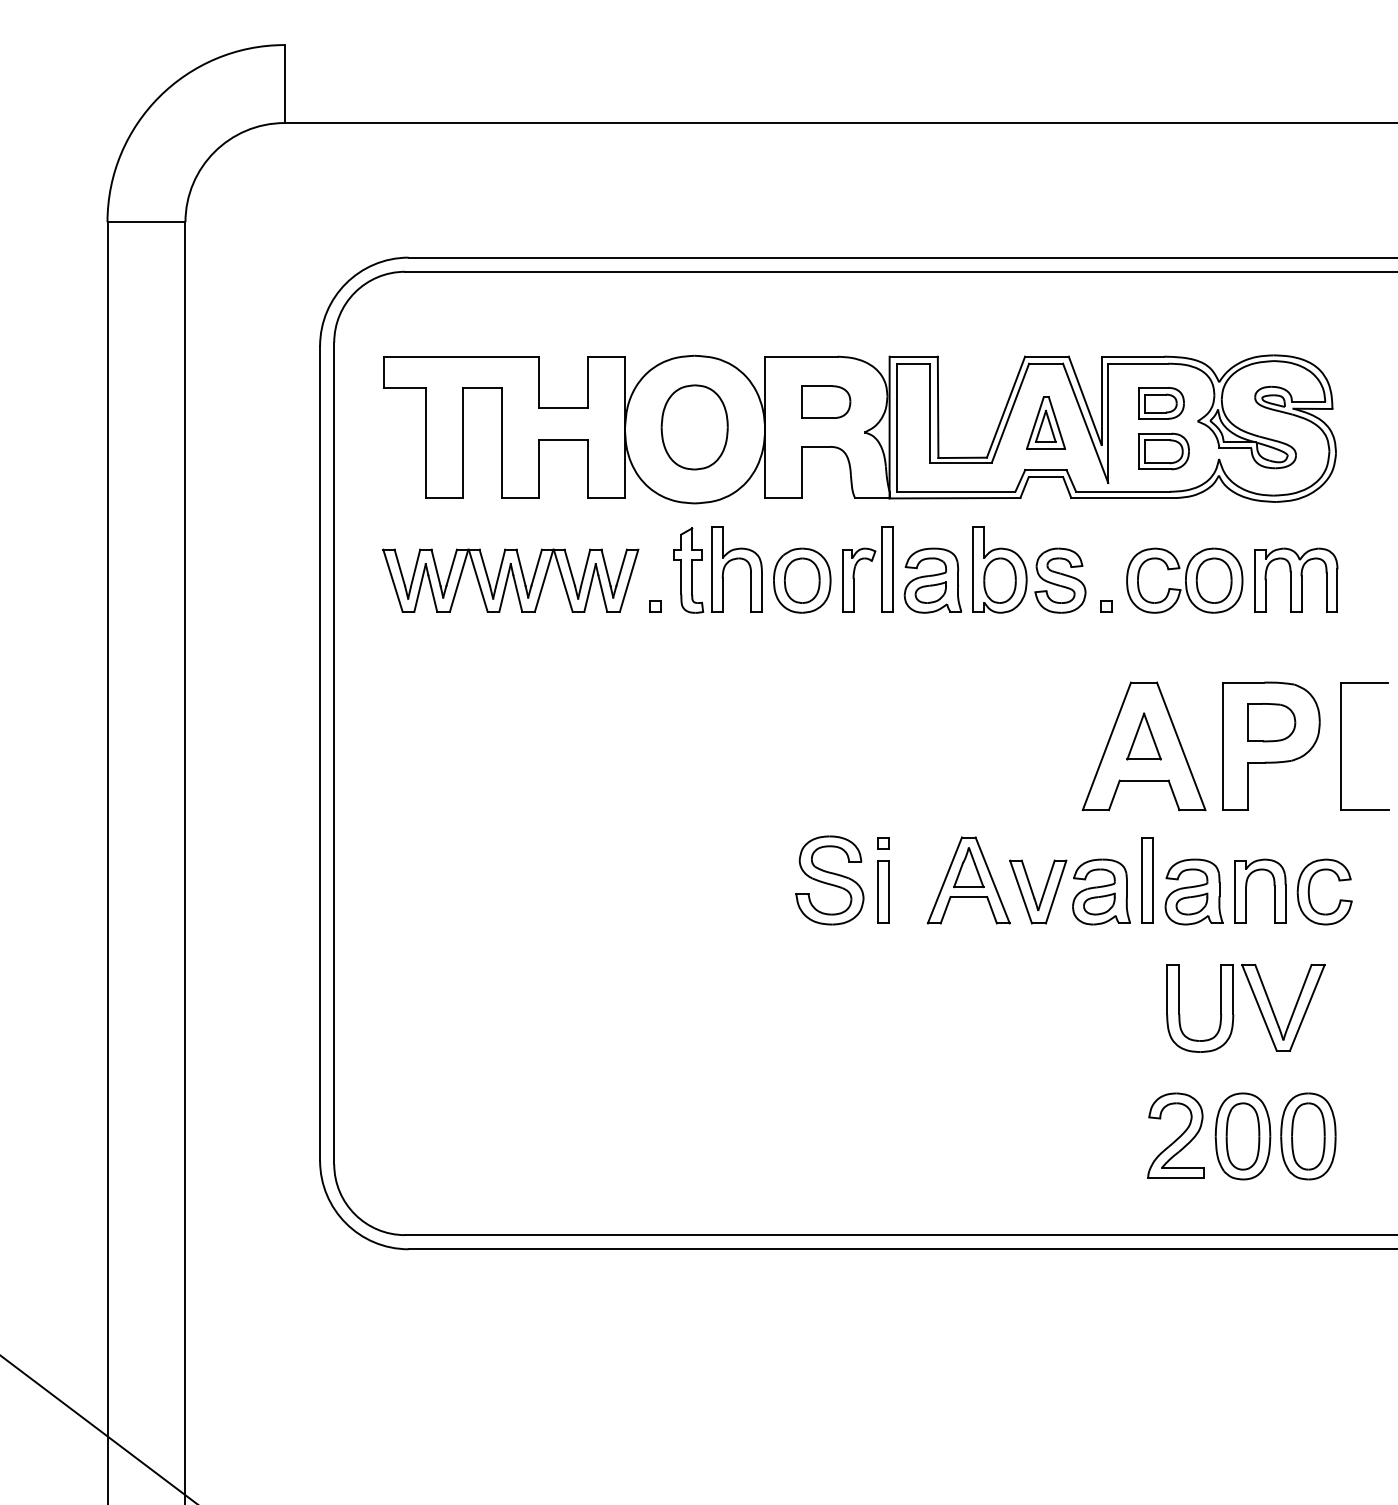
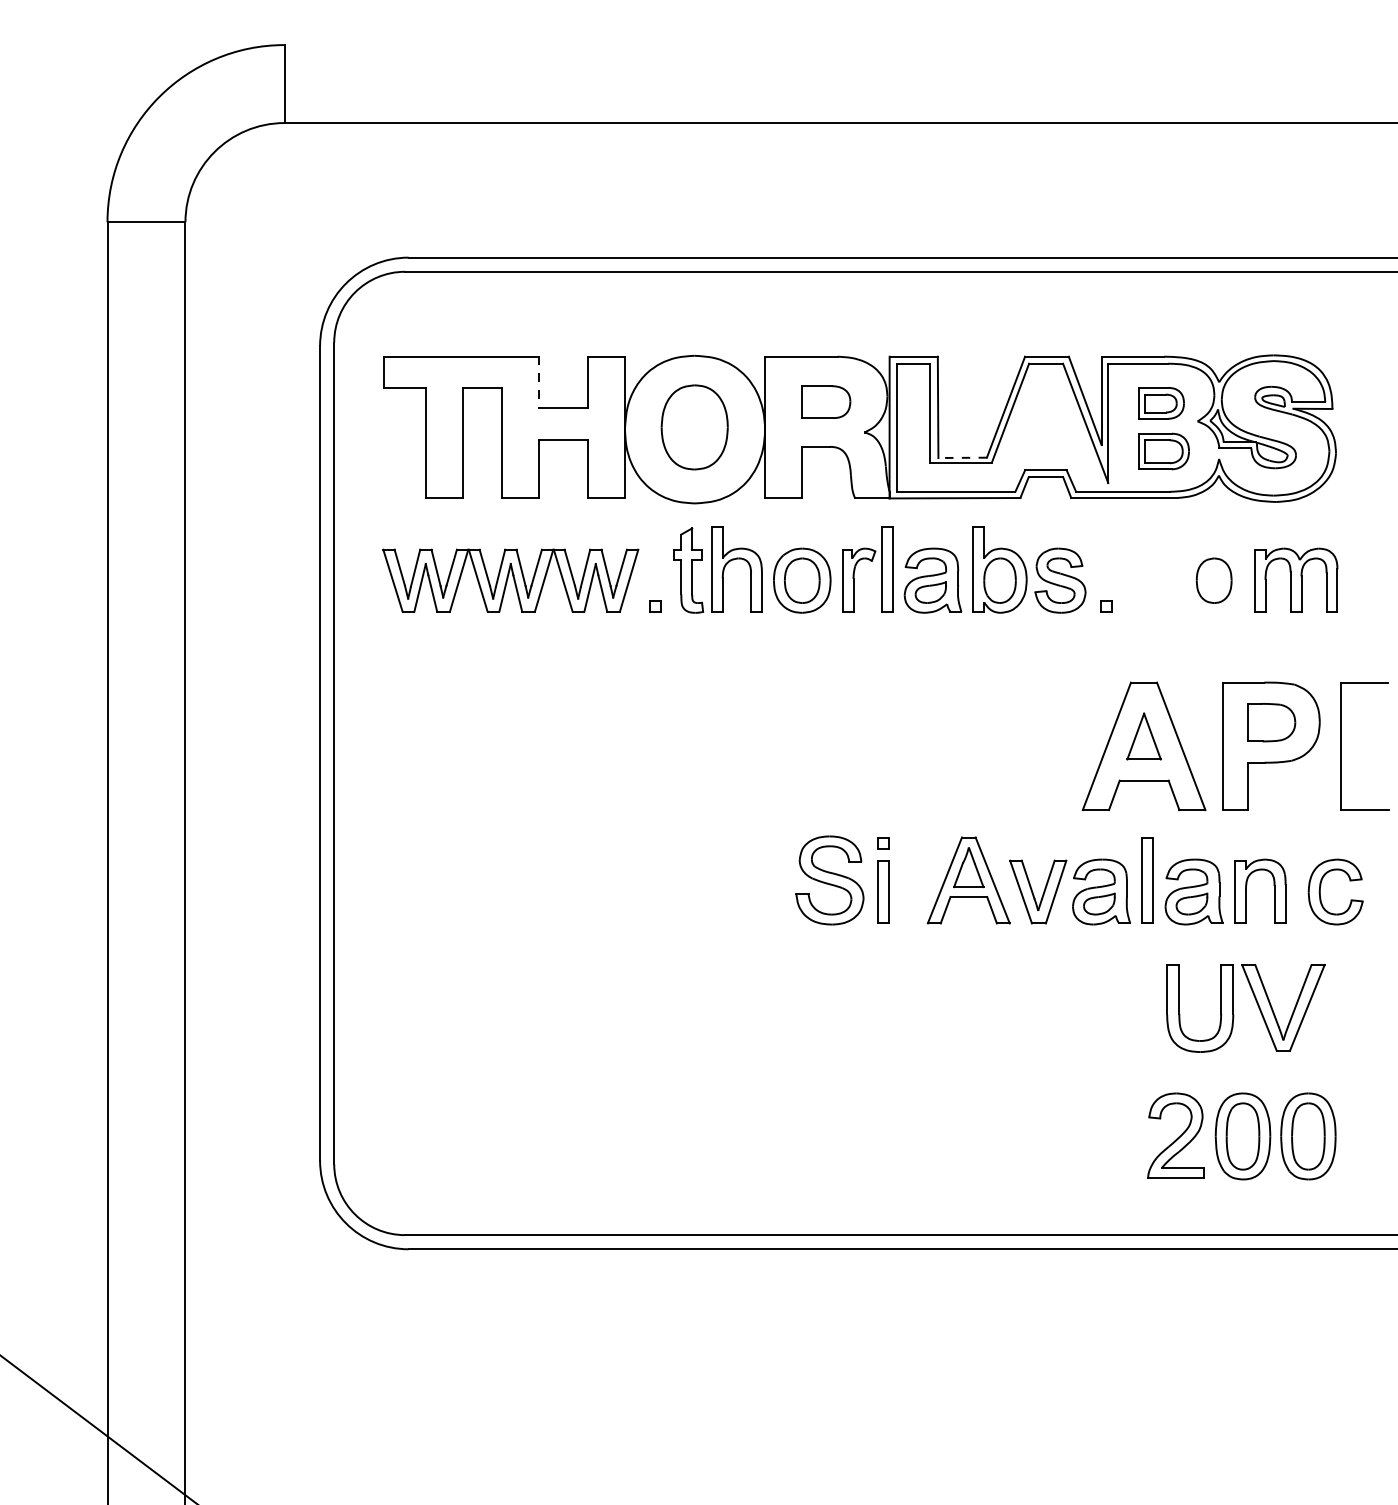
line: solid -> dashed (538, 382)
part: present -> none (1045, 422)
line: solid -> dashed (962, 457)
part: present -> none (1184, 580)
part position: (1309, 891) -> (1320, 891) (1320, 891)
